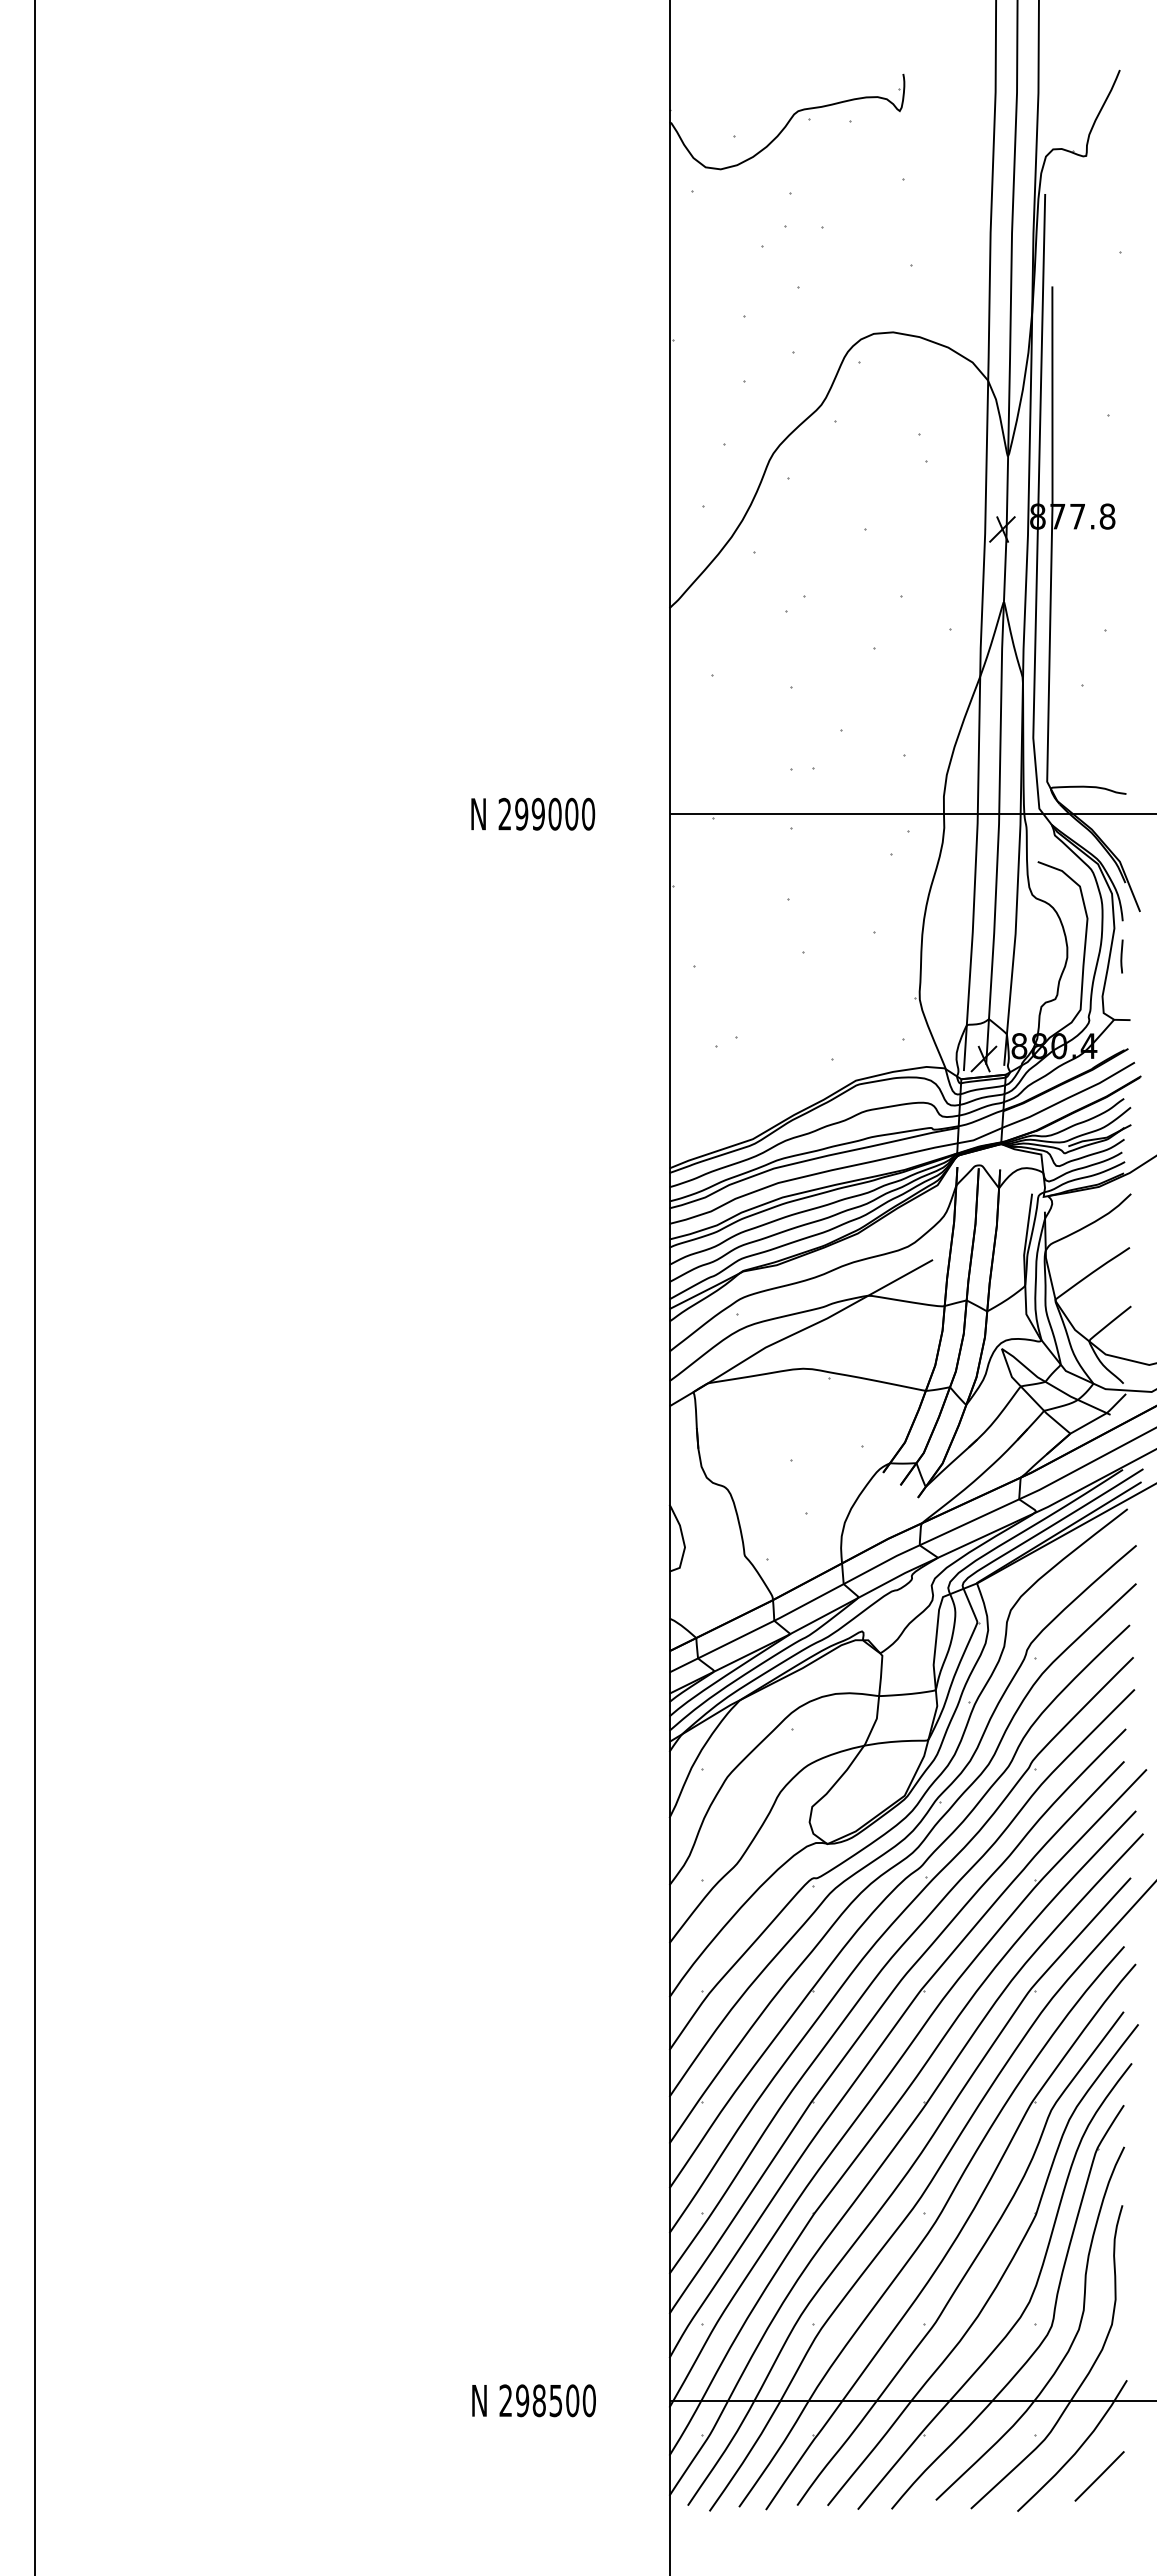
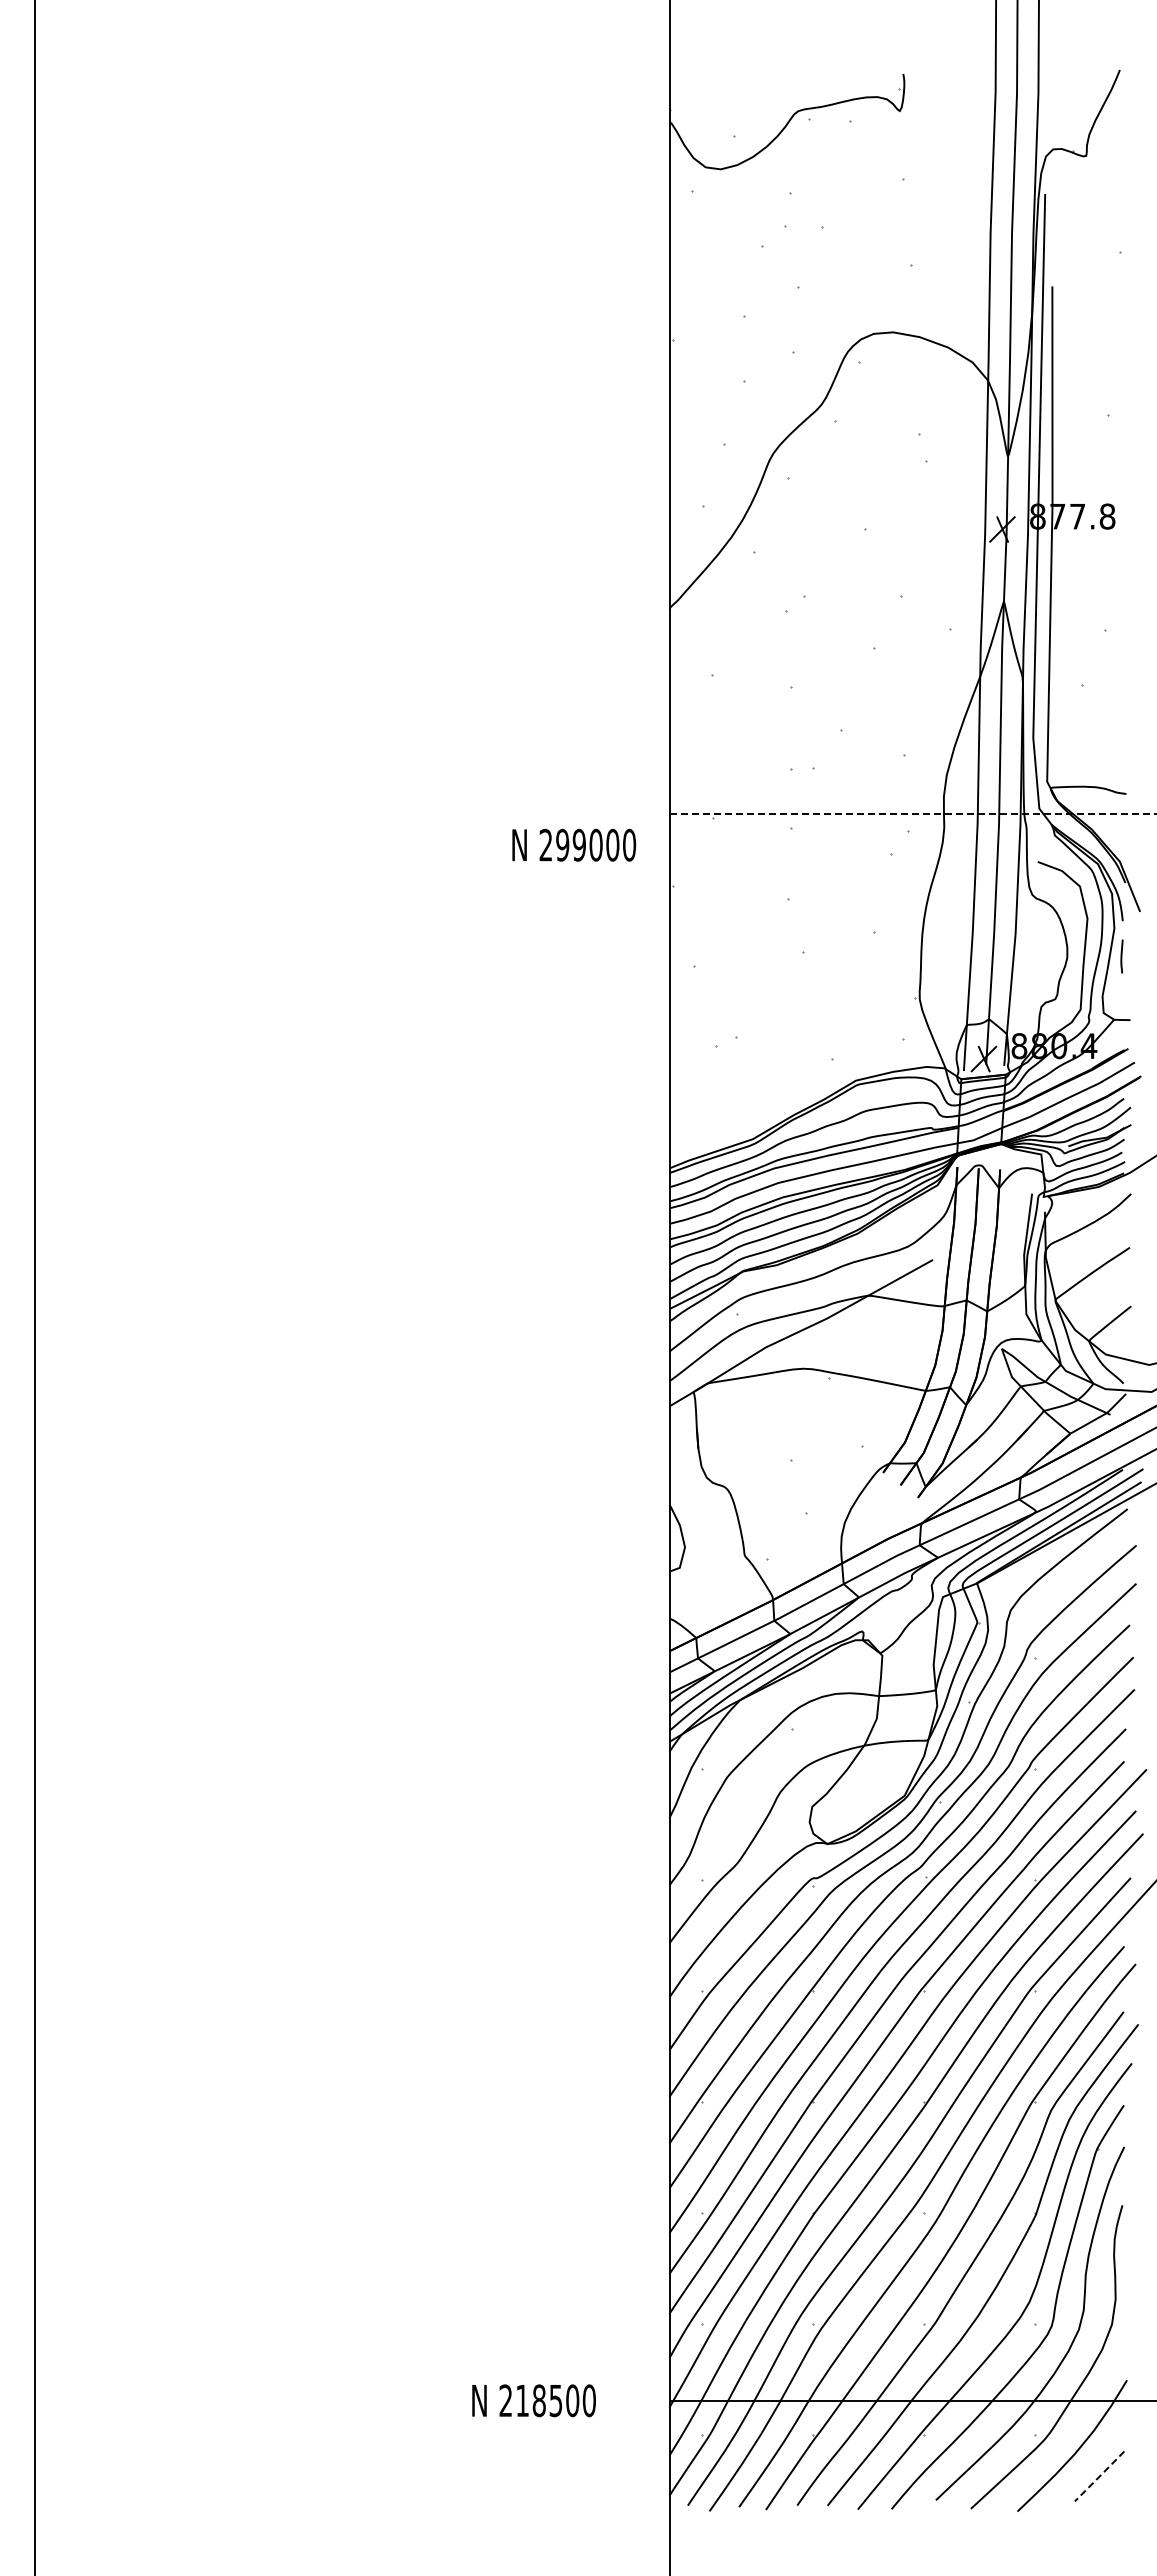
text position: (533, 813) -> (574, 844) (574, 844)
line: solid -> dashed (912, 814)
text: 298500 -> 218500 (522, 2400)
line: solid -> dashed (1100, 2476)
